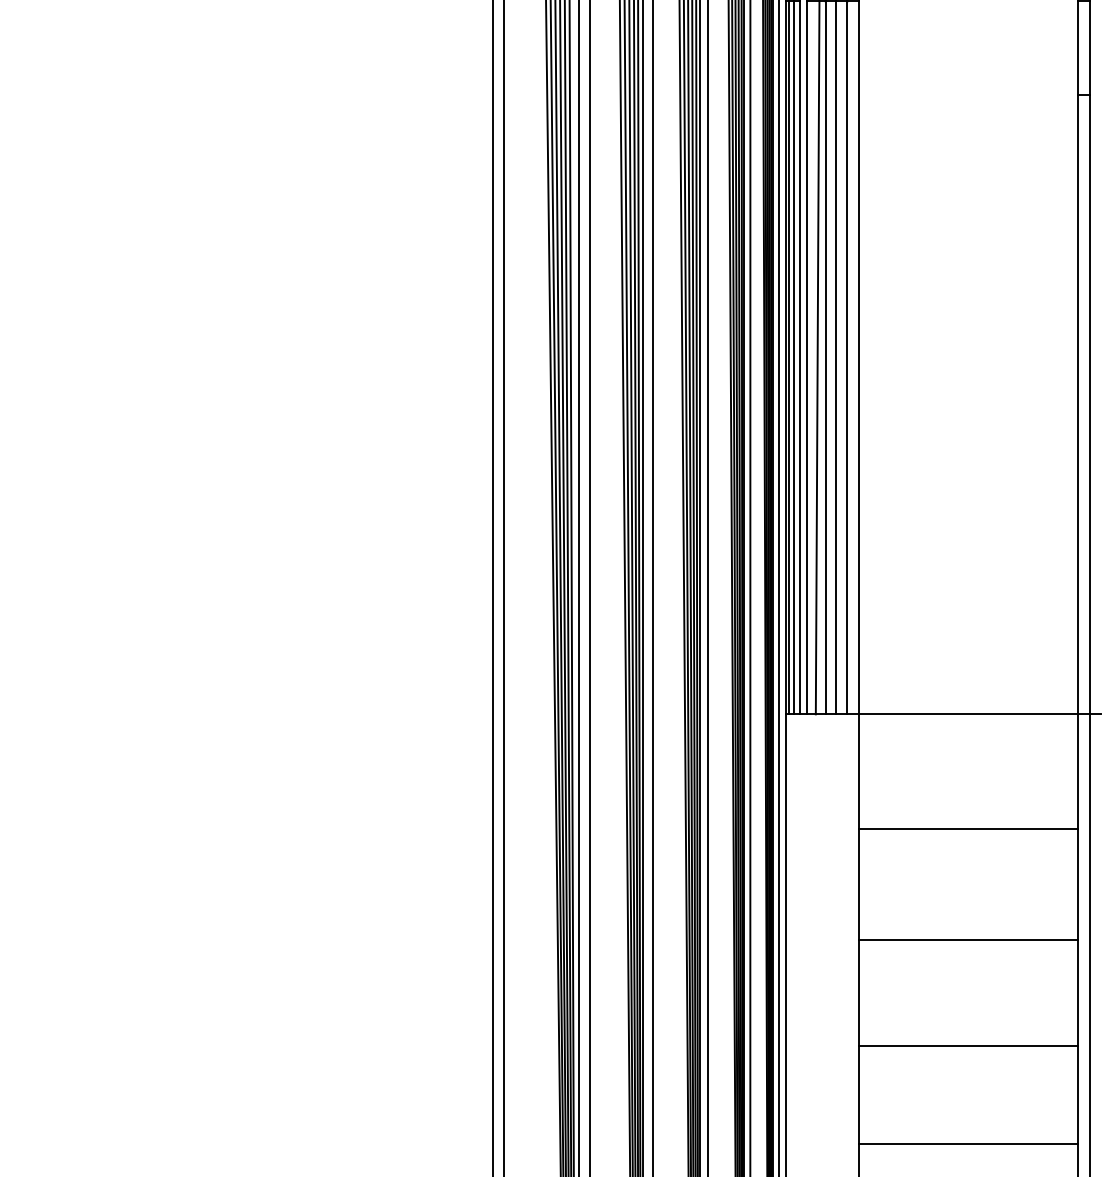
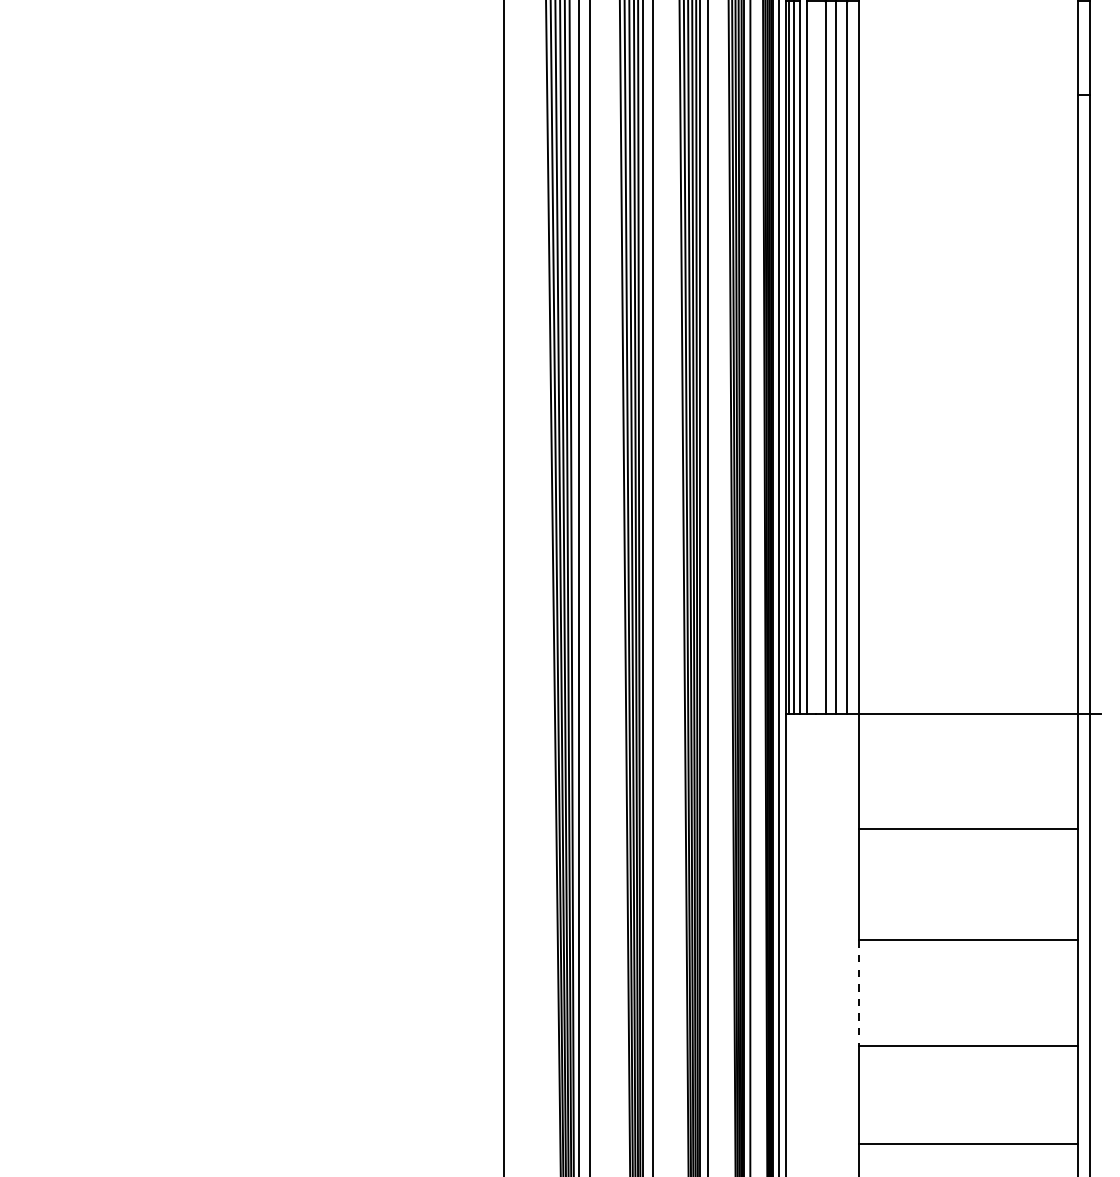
line: present -> none (817, 358)
line: present -> none (493, 587)
line: solid -> dashed (858, 993)
